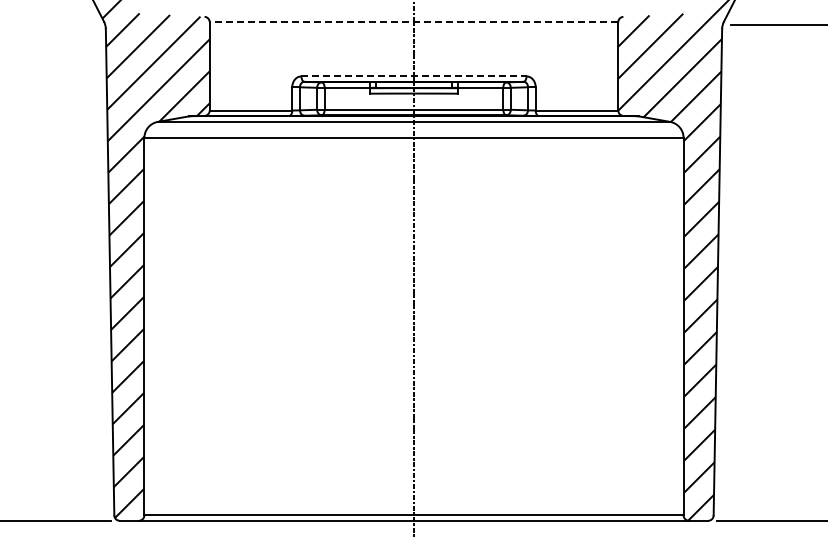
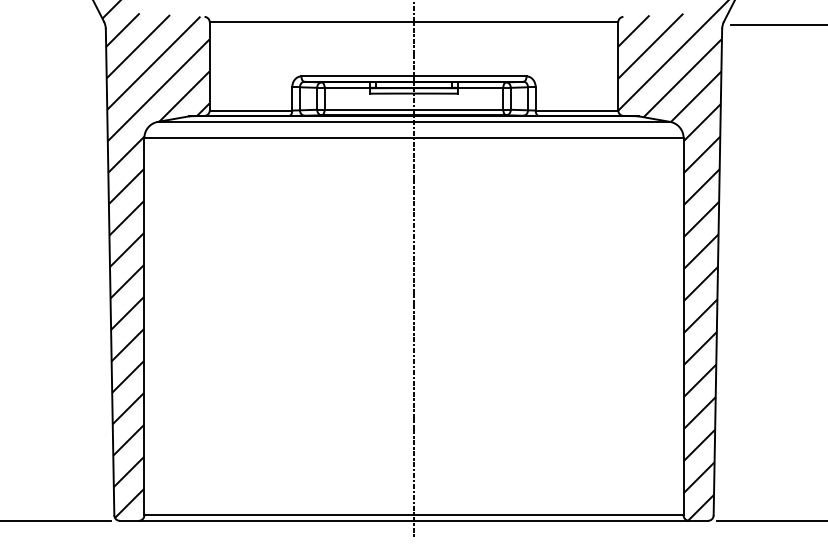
line: dashed -> solid (413, 22)
line: dashed -> solid (413, 76)
